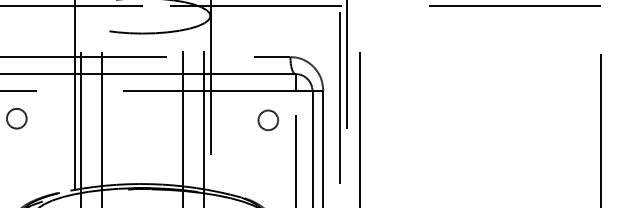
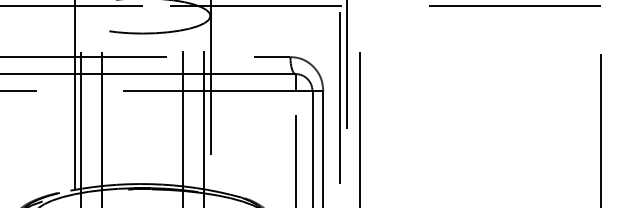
circle: present -> none (16, 118)
circle: present -> none (268, 120)
